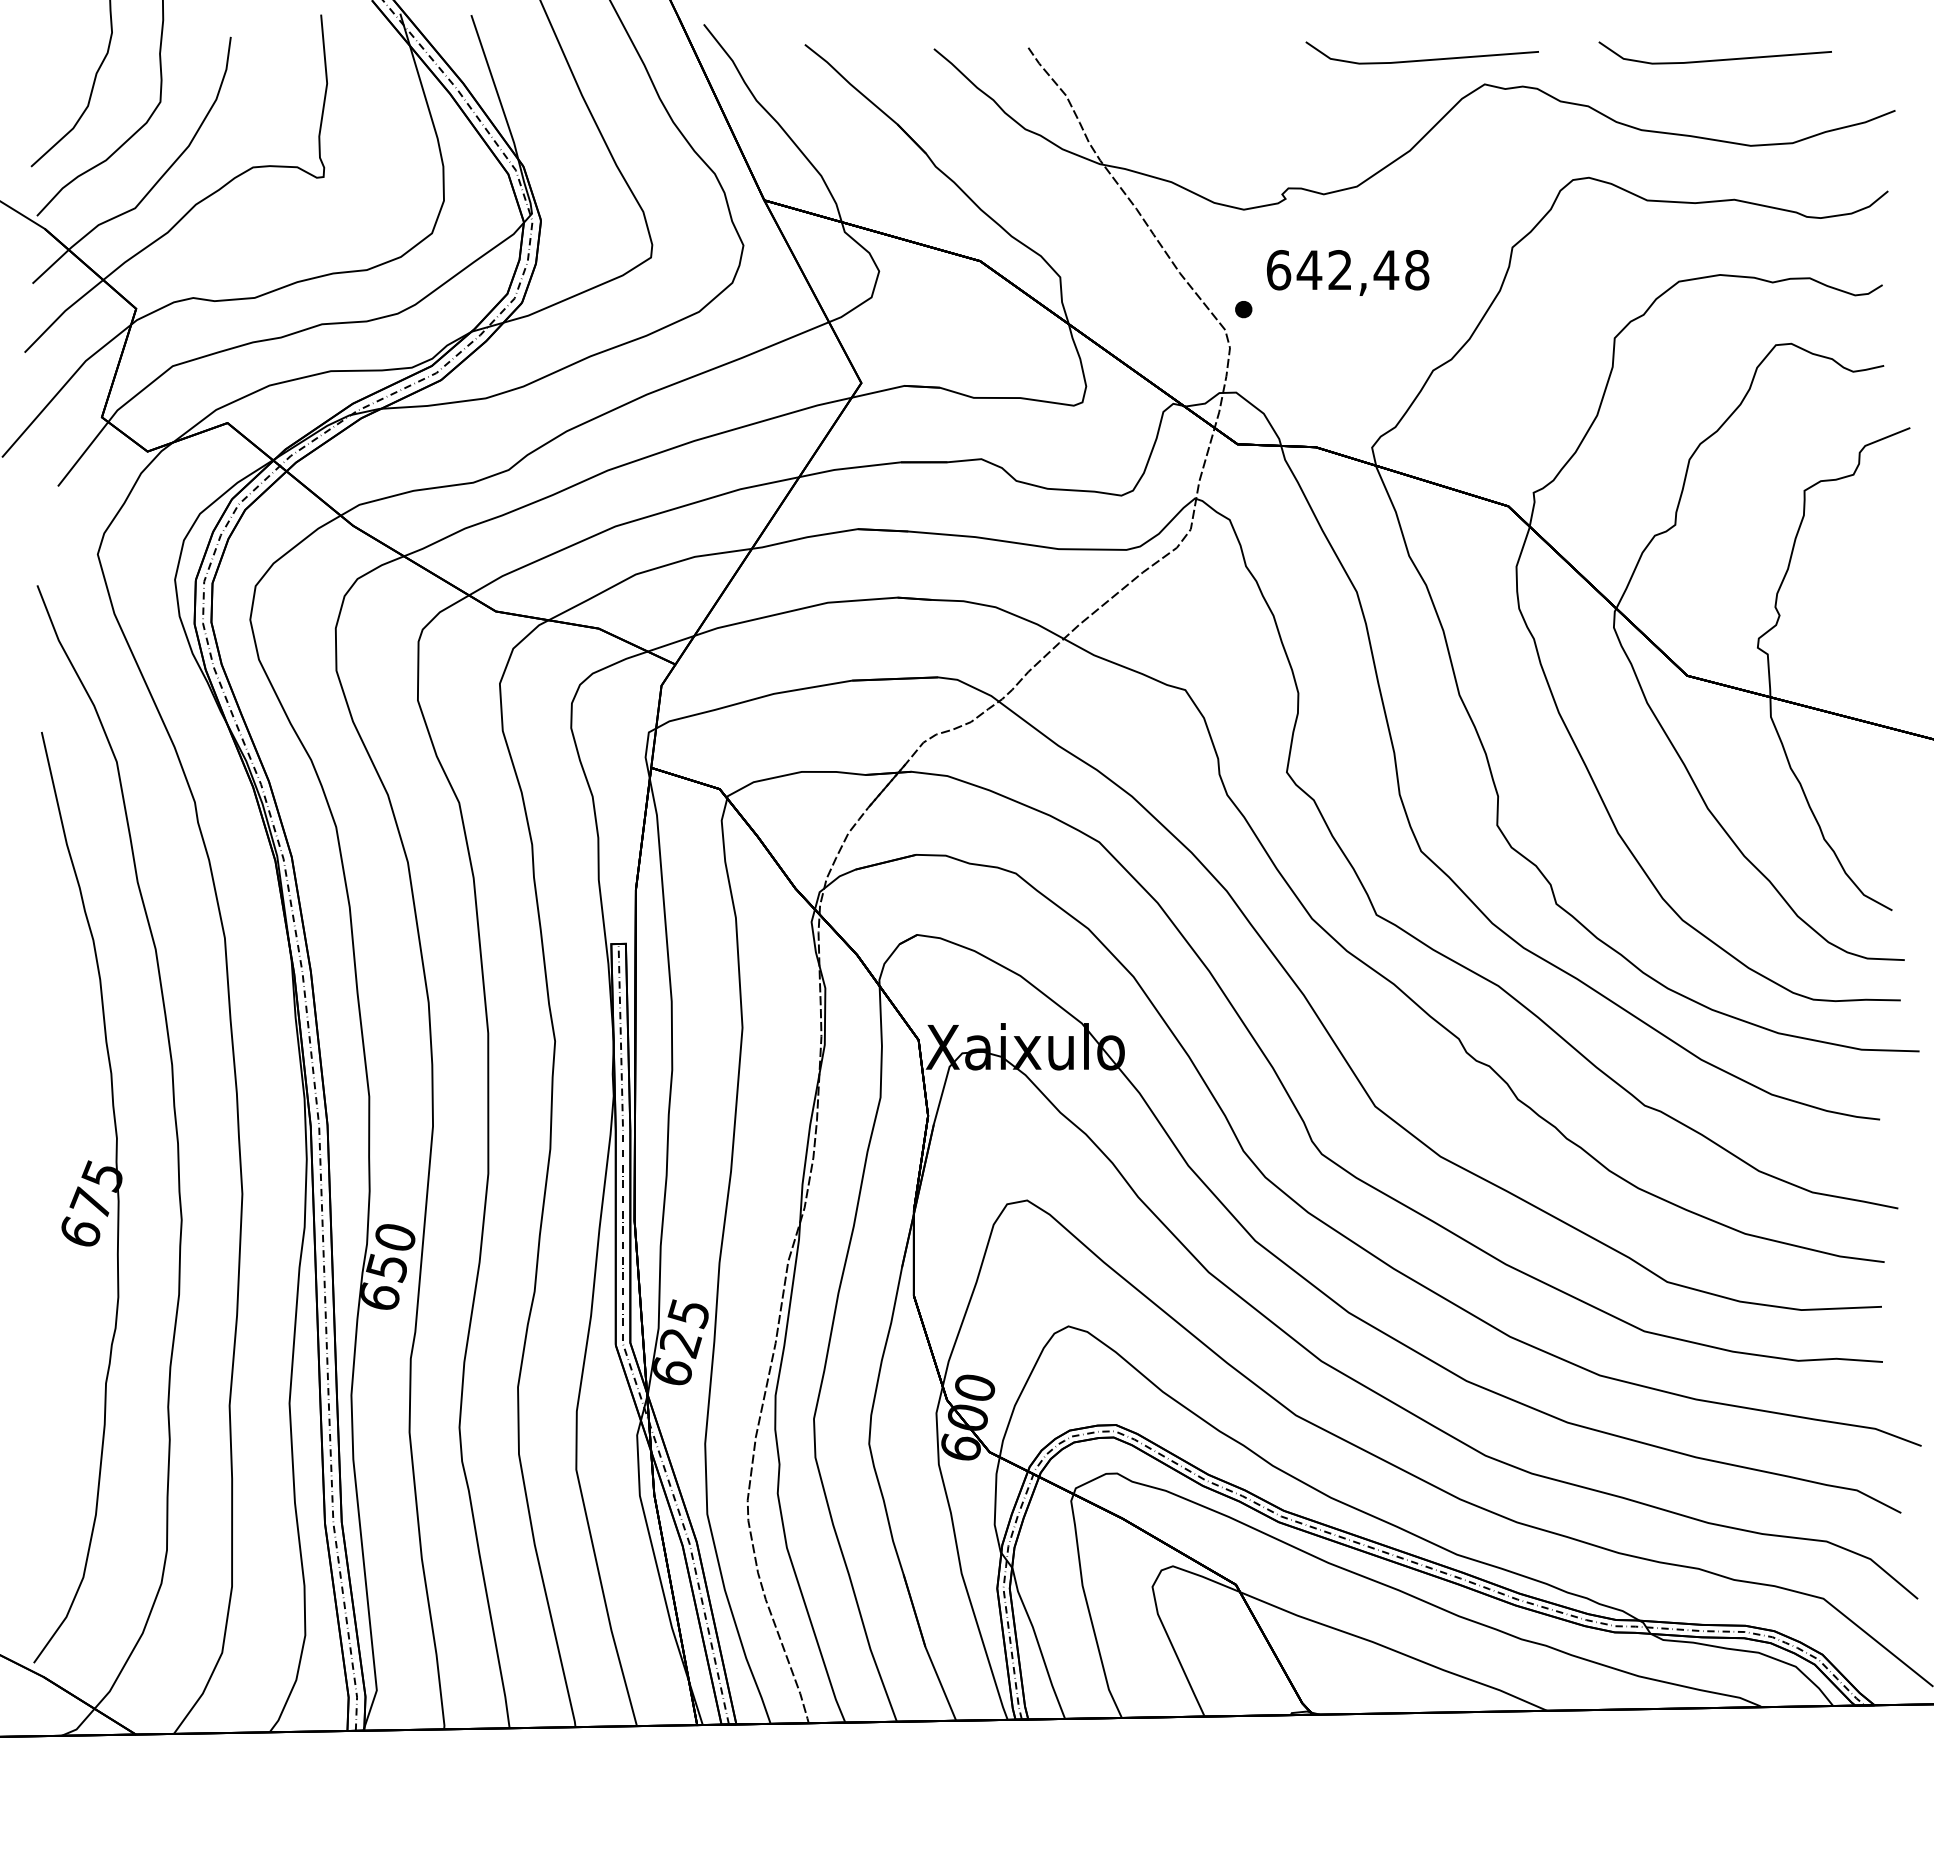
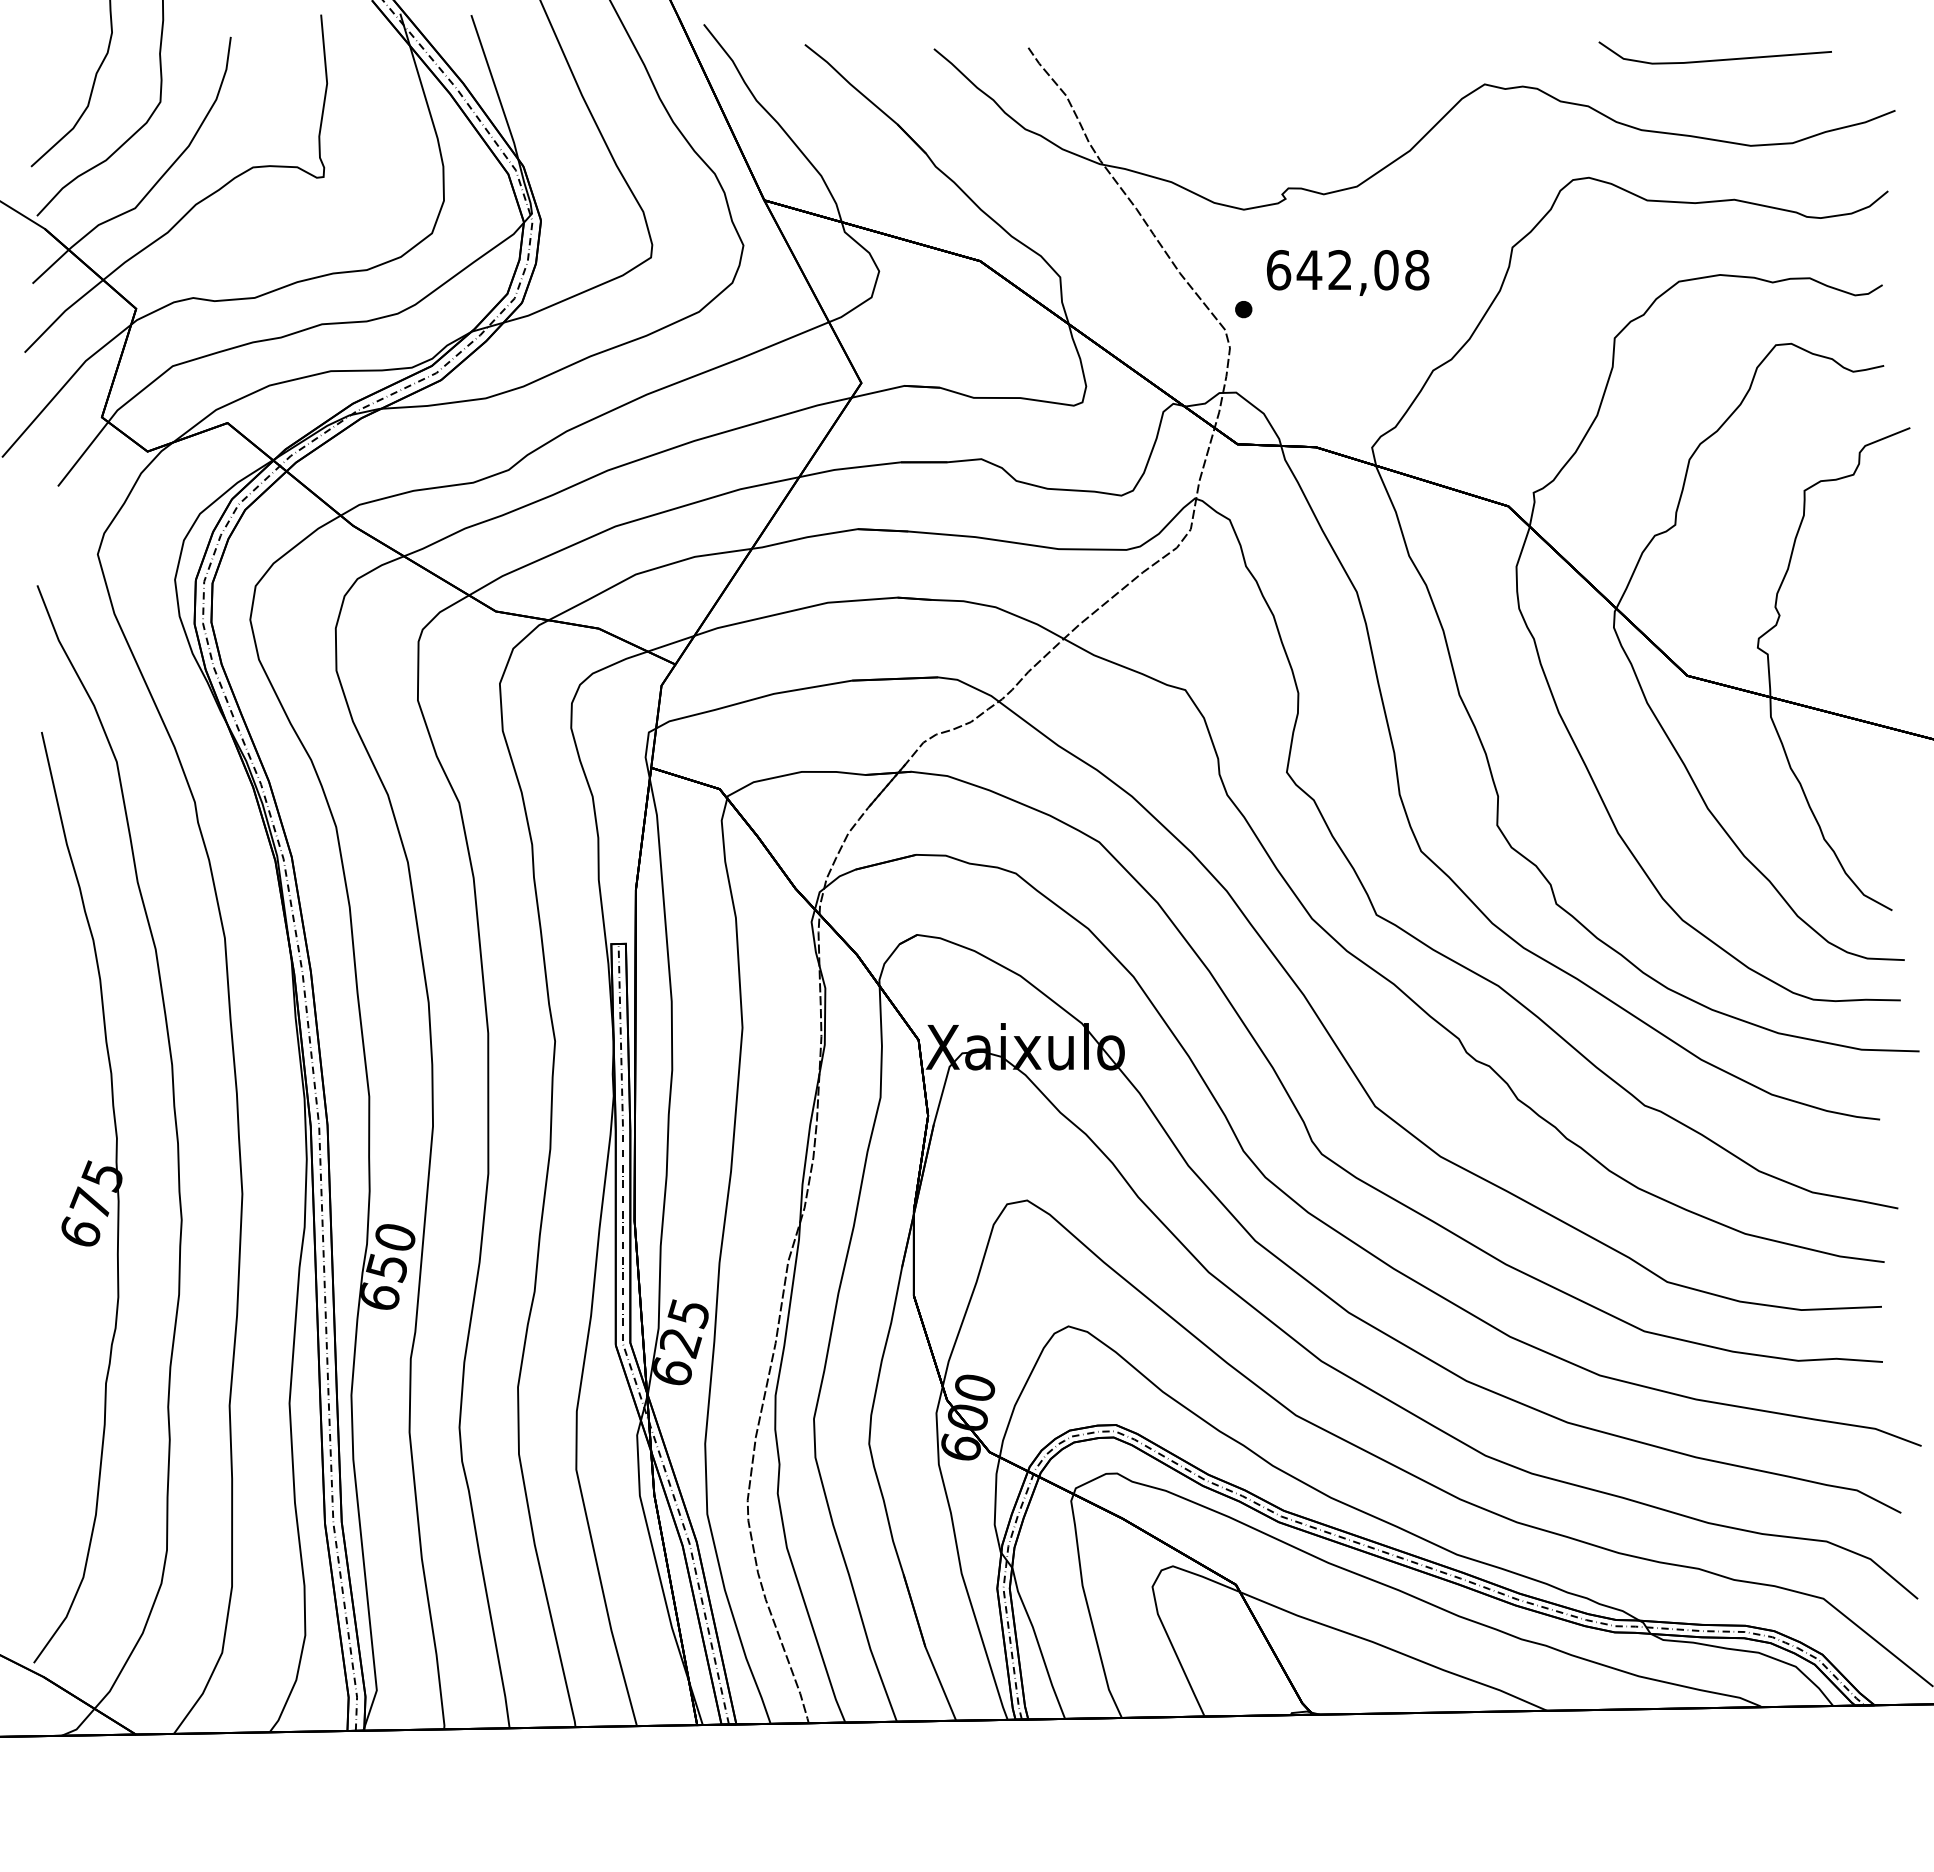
line: present -> none (1421, 59)
text: 642,48 -> 642,08 (1386, 270)
